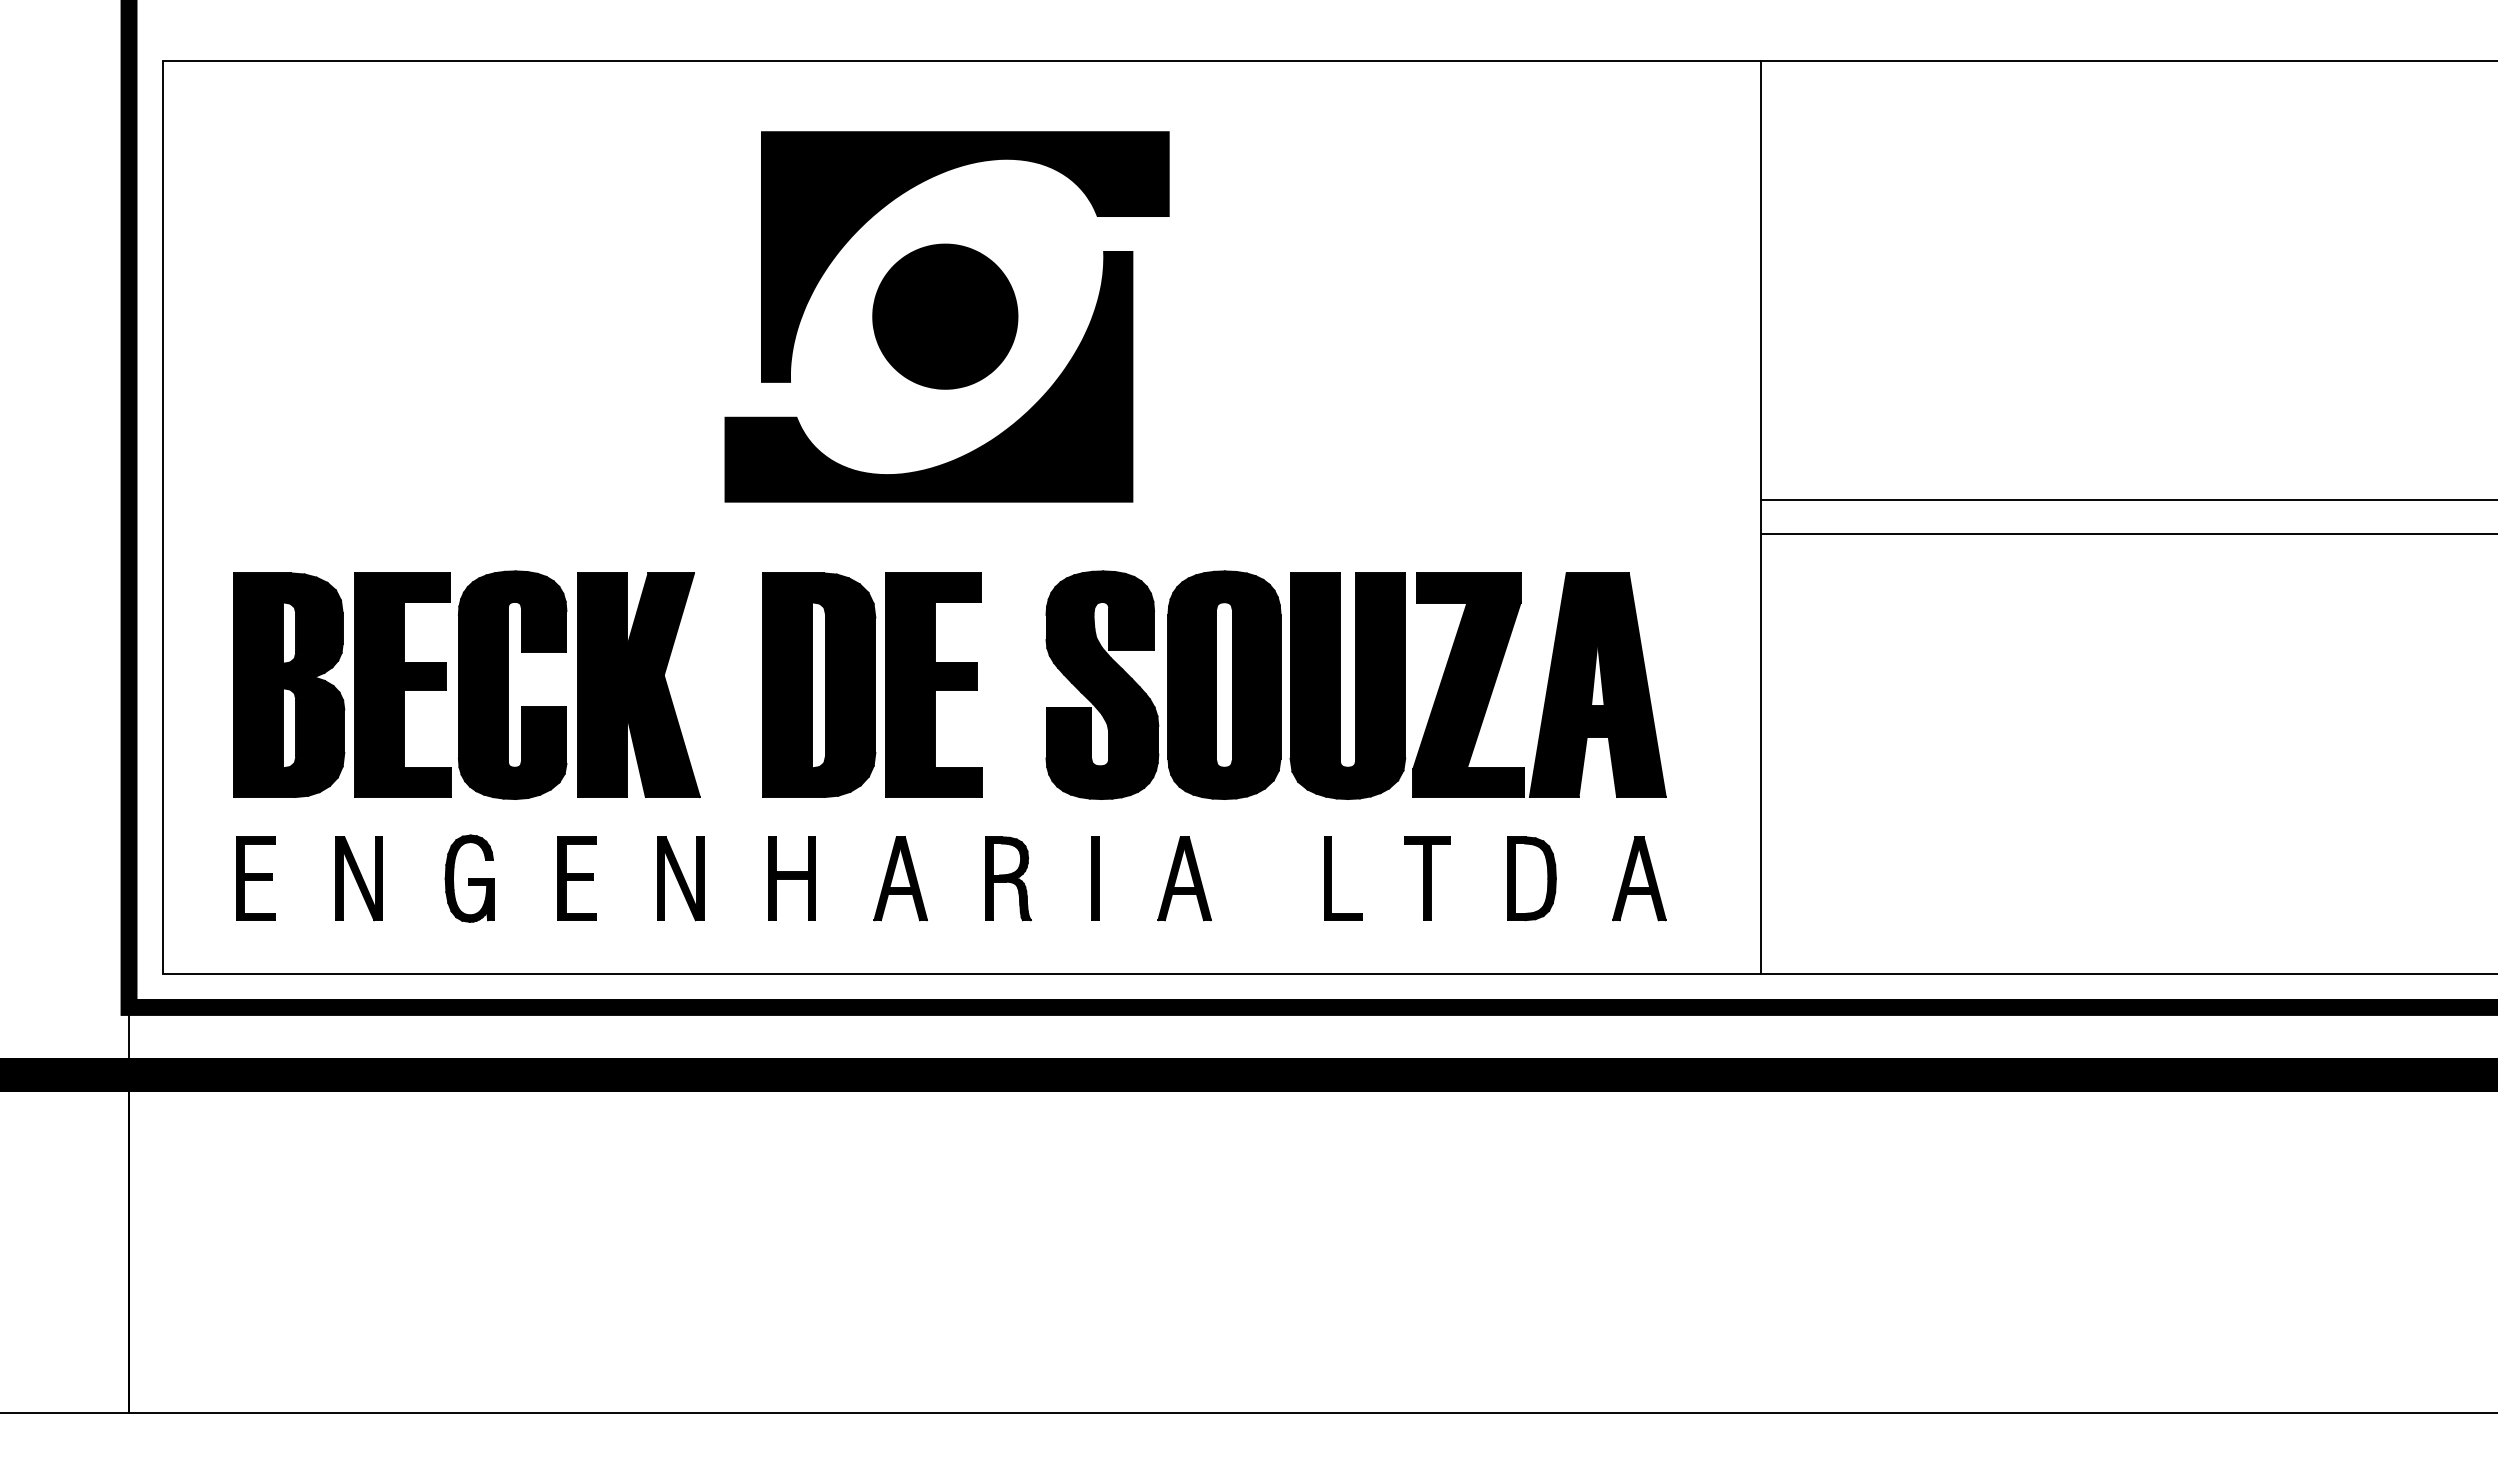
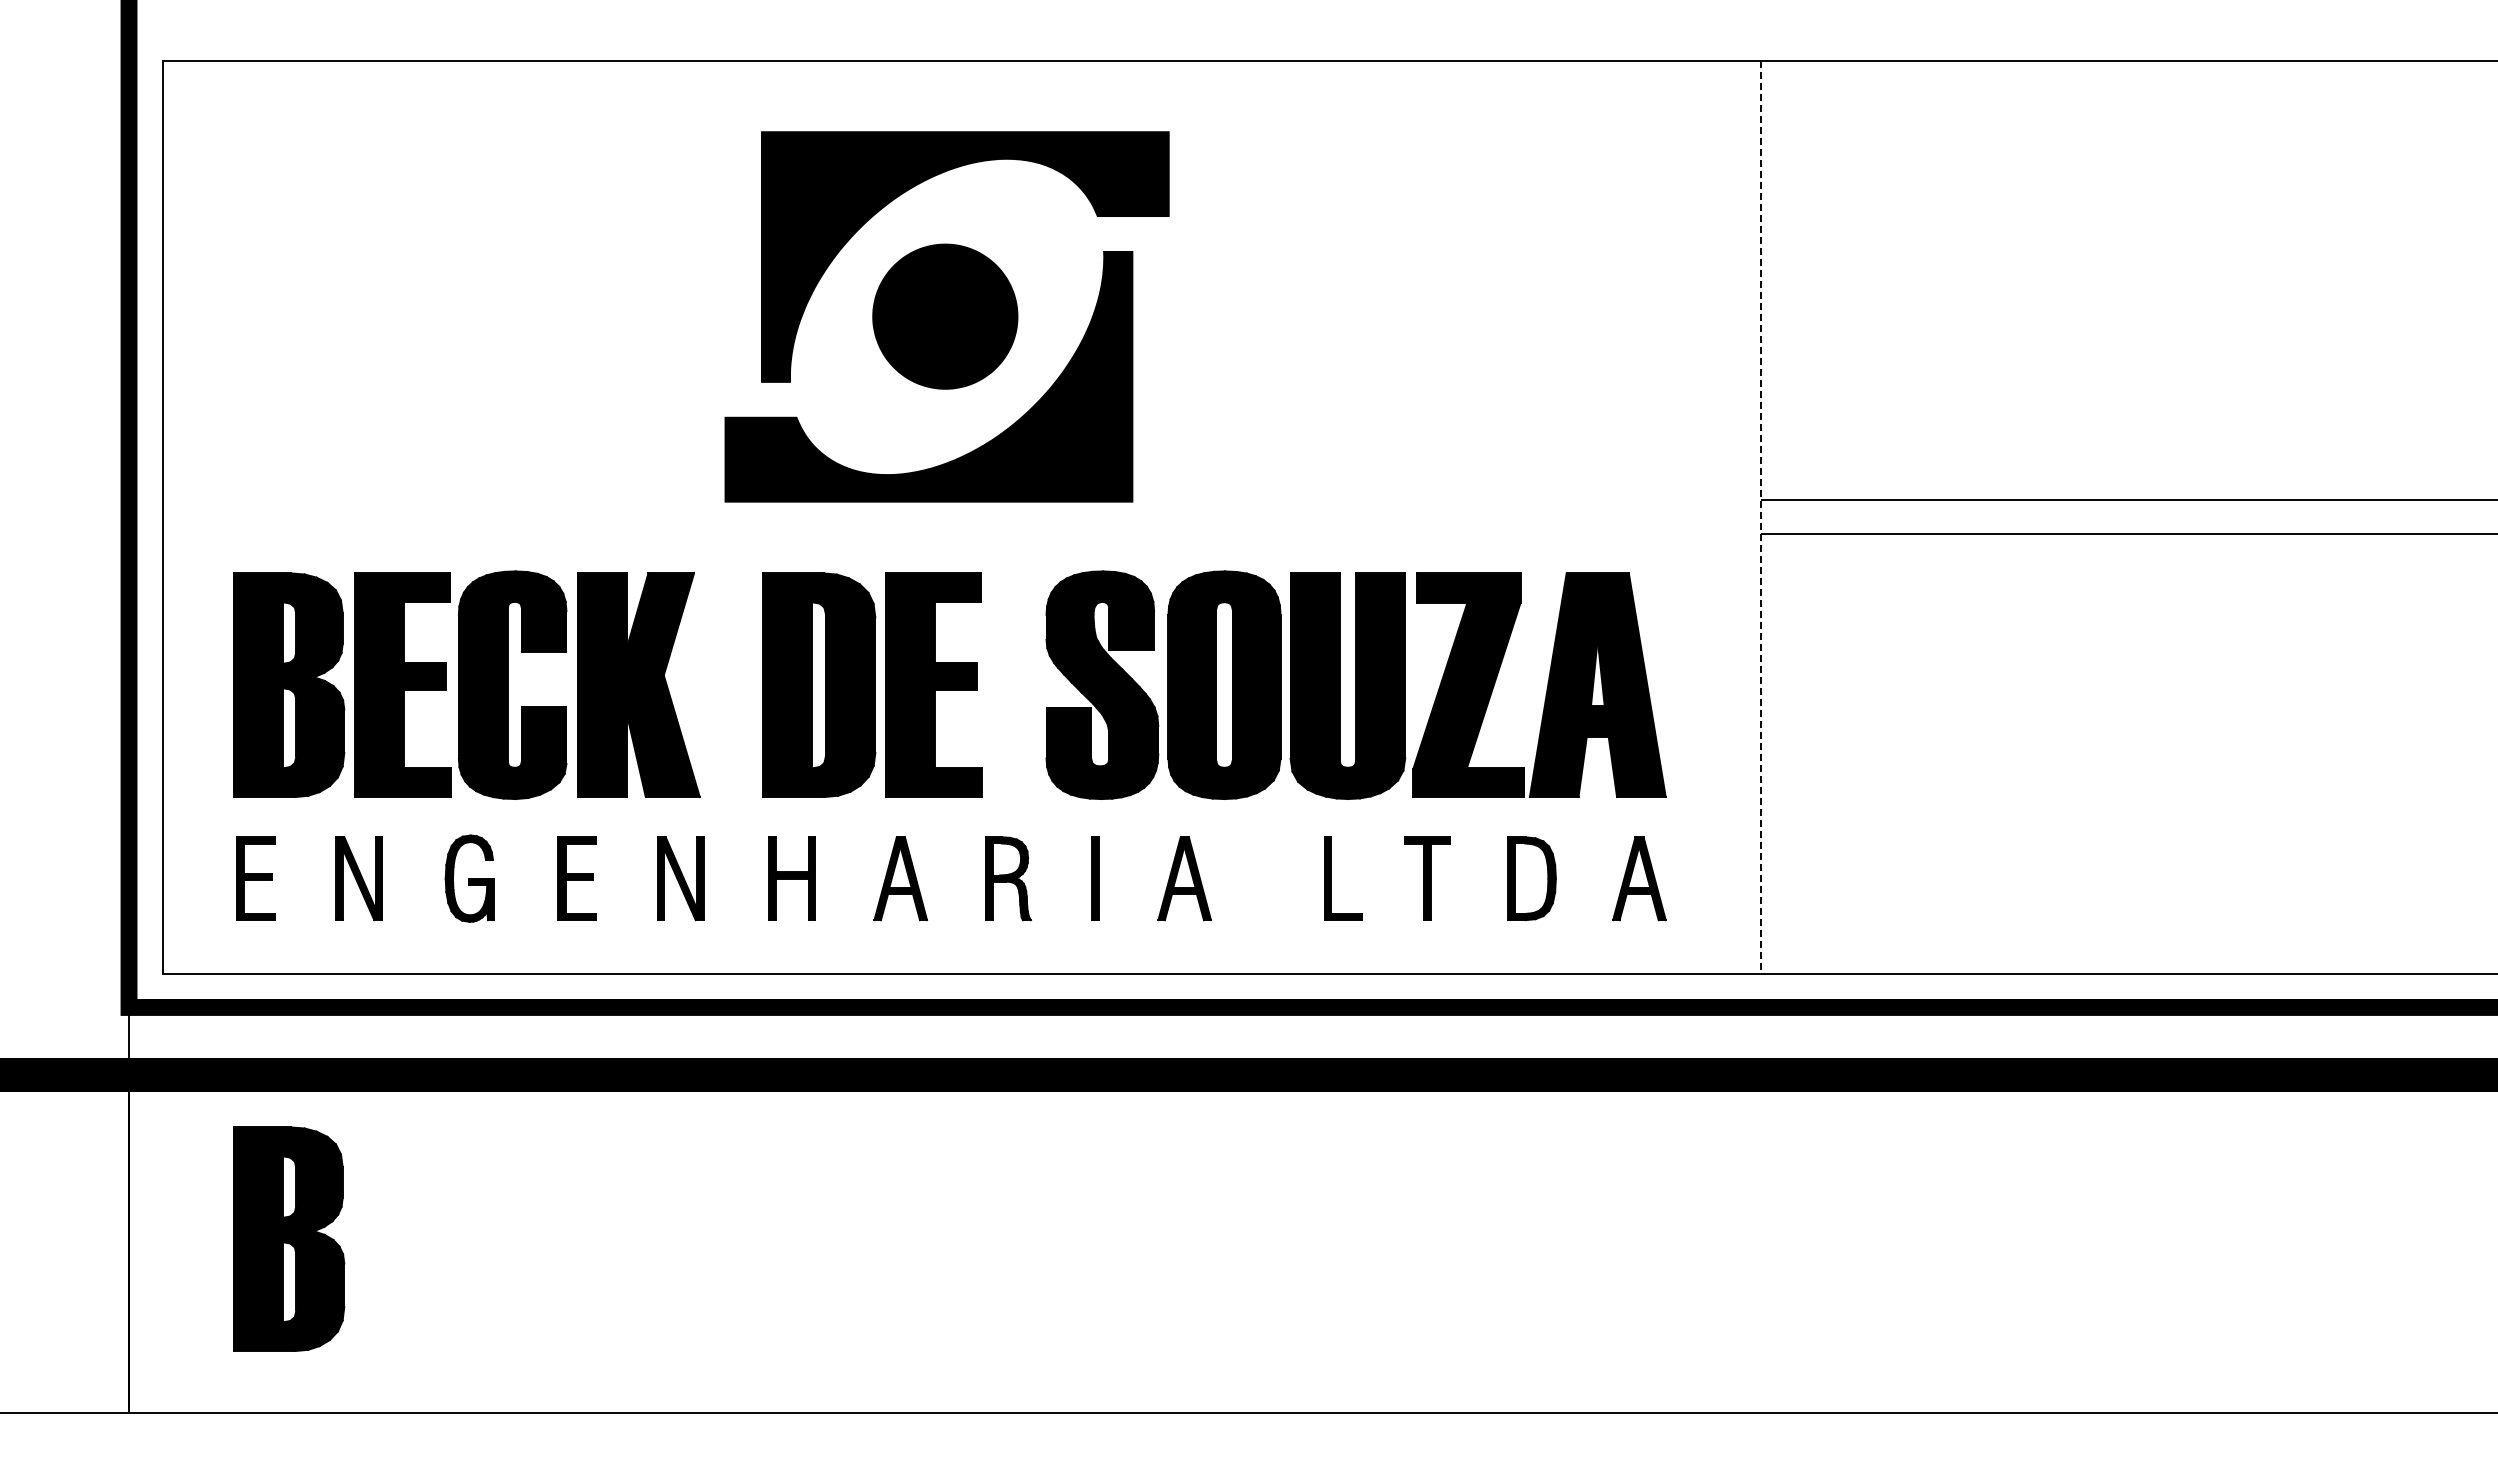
line: solid -> dashed (1760, 517)
part: none -> present (289, 1238)
